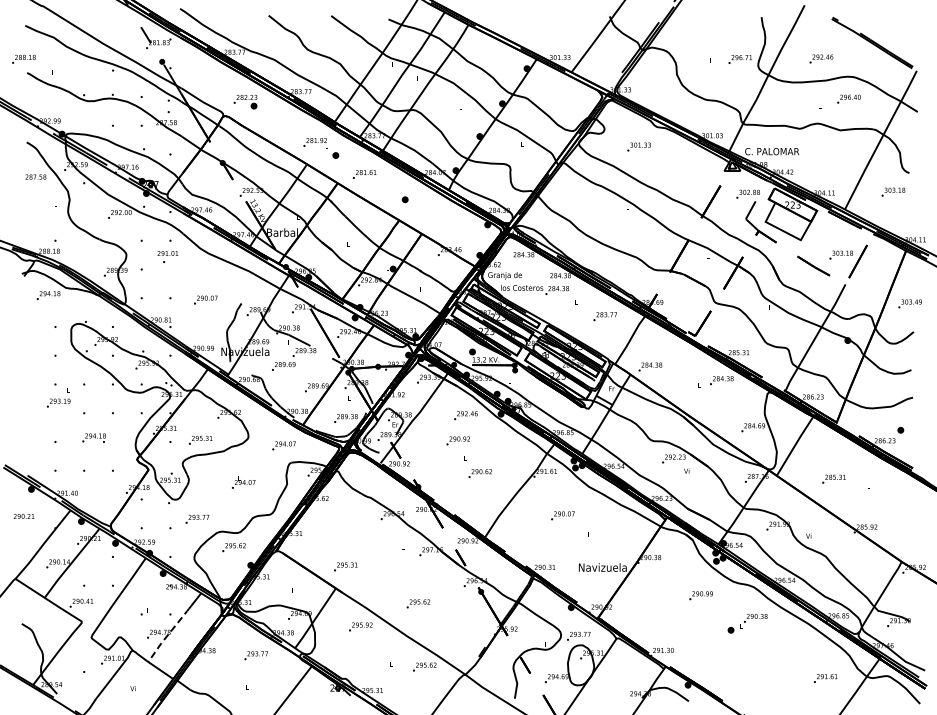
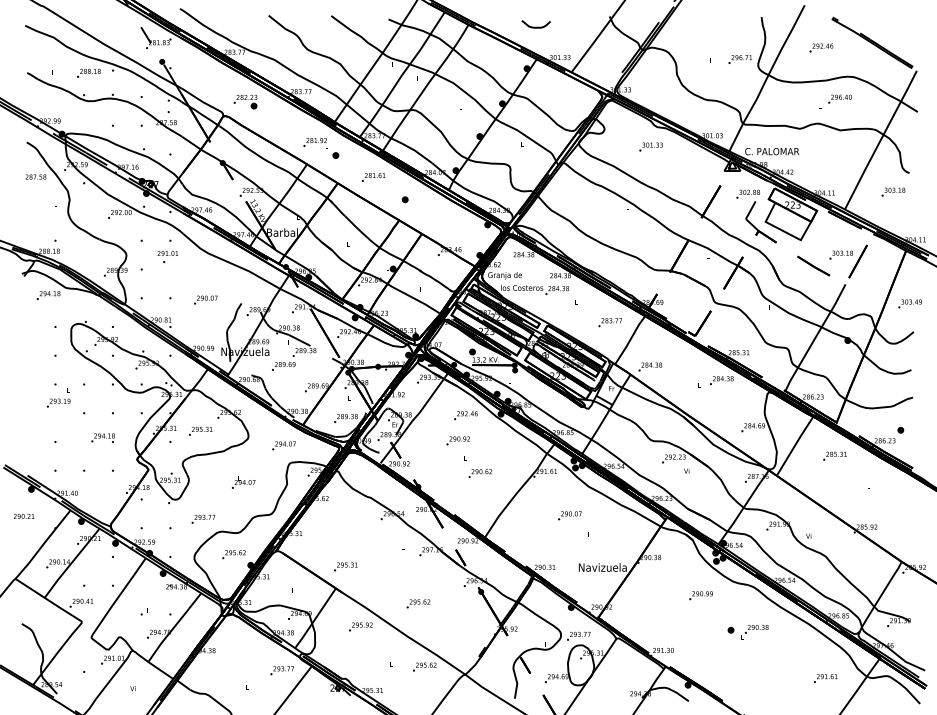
curve: none -> present (535, 26)
text position: (23, 58) -> (88, 72) (88, 72)
text position: (821, 58) -> (821, 47) (821, 47)
text position: (848, 98) -> (839, 98) (839, 98)
text position: (638, 146) -> (650, 146) (650, 146)
text position: (364, 174) -> (373, 177) (373, 177)
text position: (604, 316) -> (609, 322) (609, 322)
text position: (93, 437) -> (102, 437) (102, 437)
text position: (200, 439) -> (200, 430) (200, 430)
text position: (833, 478) -> (834, 455) (834, 455)
text position: (562, 515) -> (569, 515) (569, 515)
text position: (197, 518) -> (203, 518) (203, 518)
text position: (233, 547) -> (233, 554) (233, 554)
text position: (753, 621) -> (754, 632) (754, 632)
line: dashed -> solid (168, 635)
text position: (255, 655) -> (281, 670) (281, 670)
